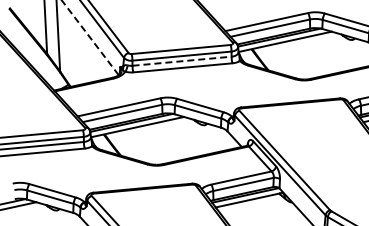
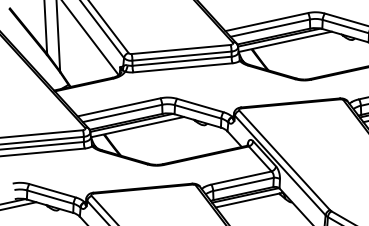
line: dashed -> solid (89, 37)
line: dashed -> solid (182, 61)
